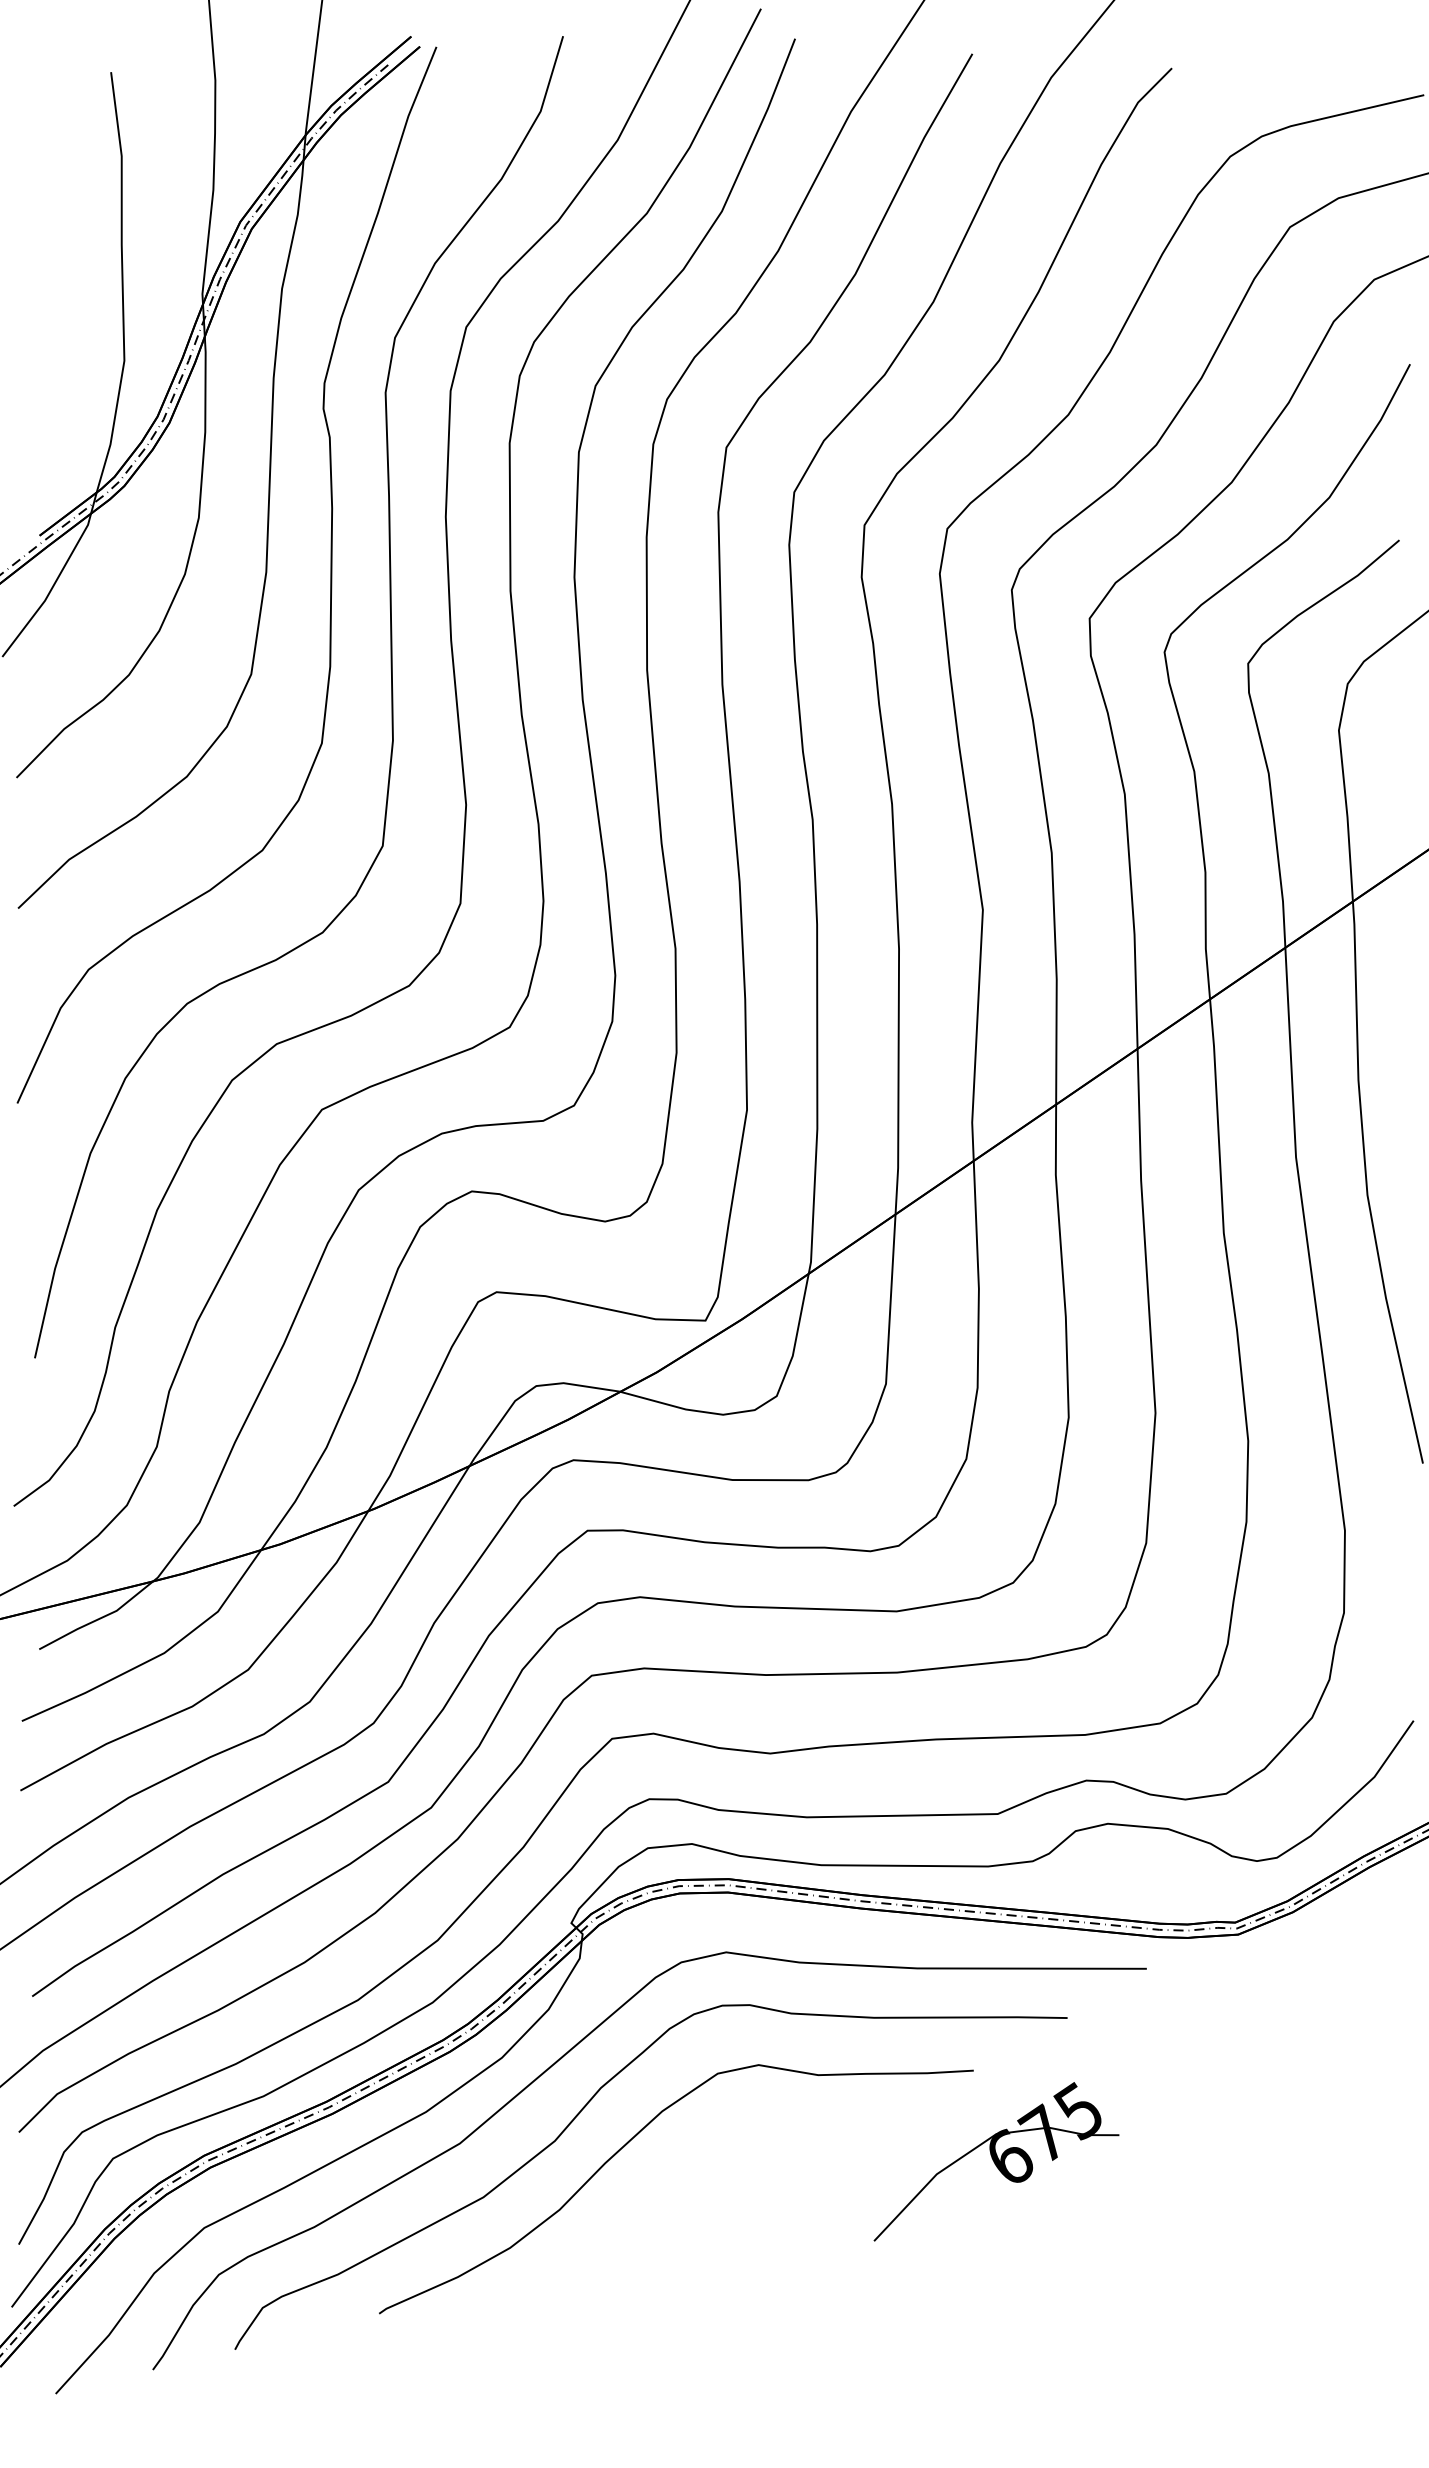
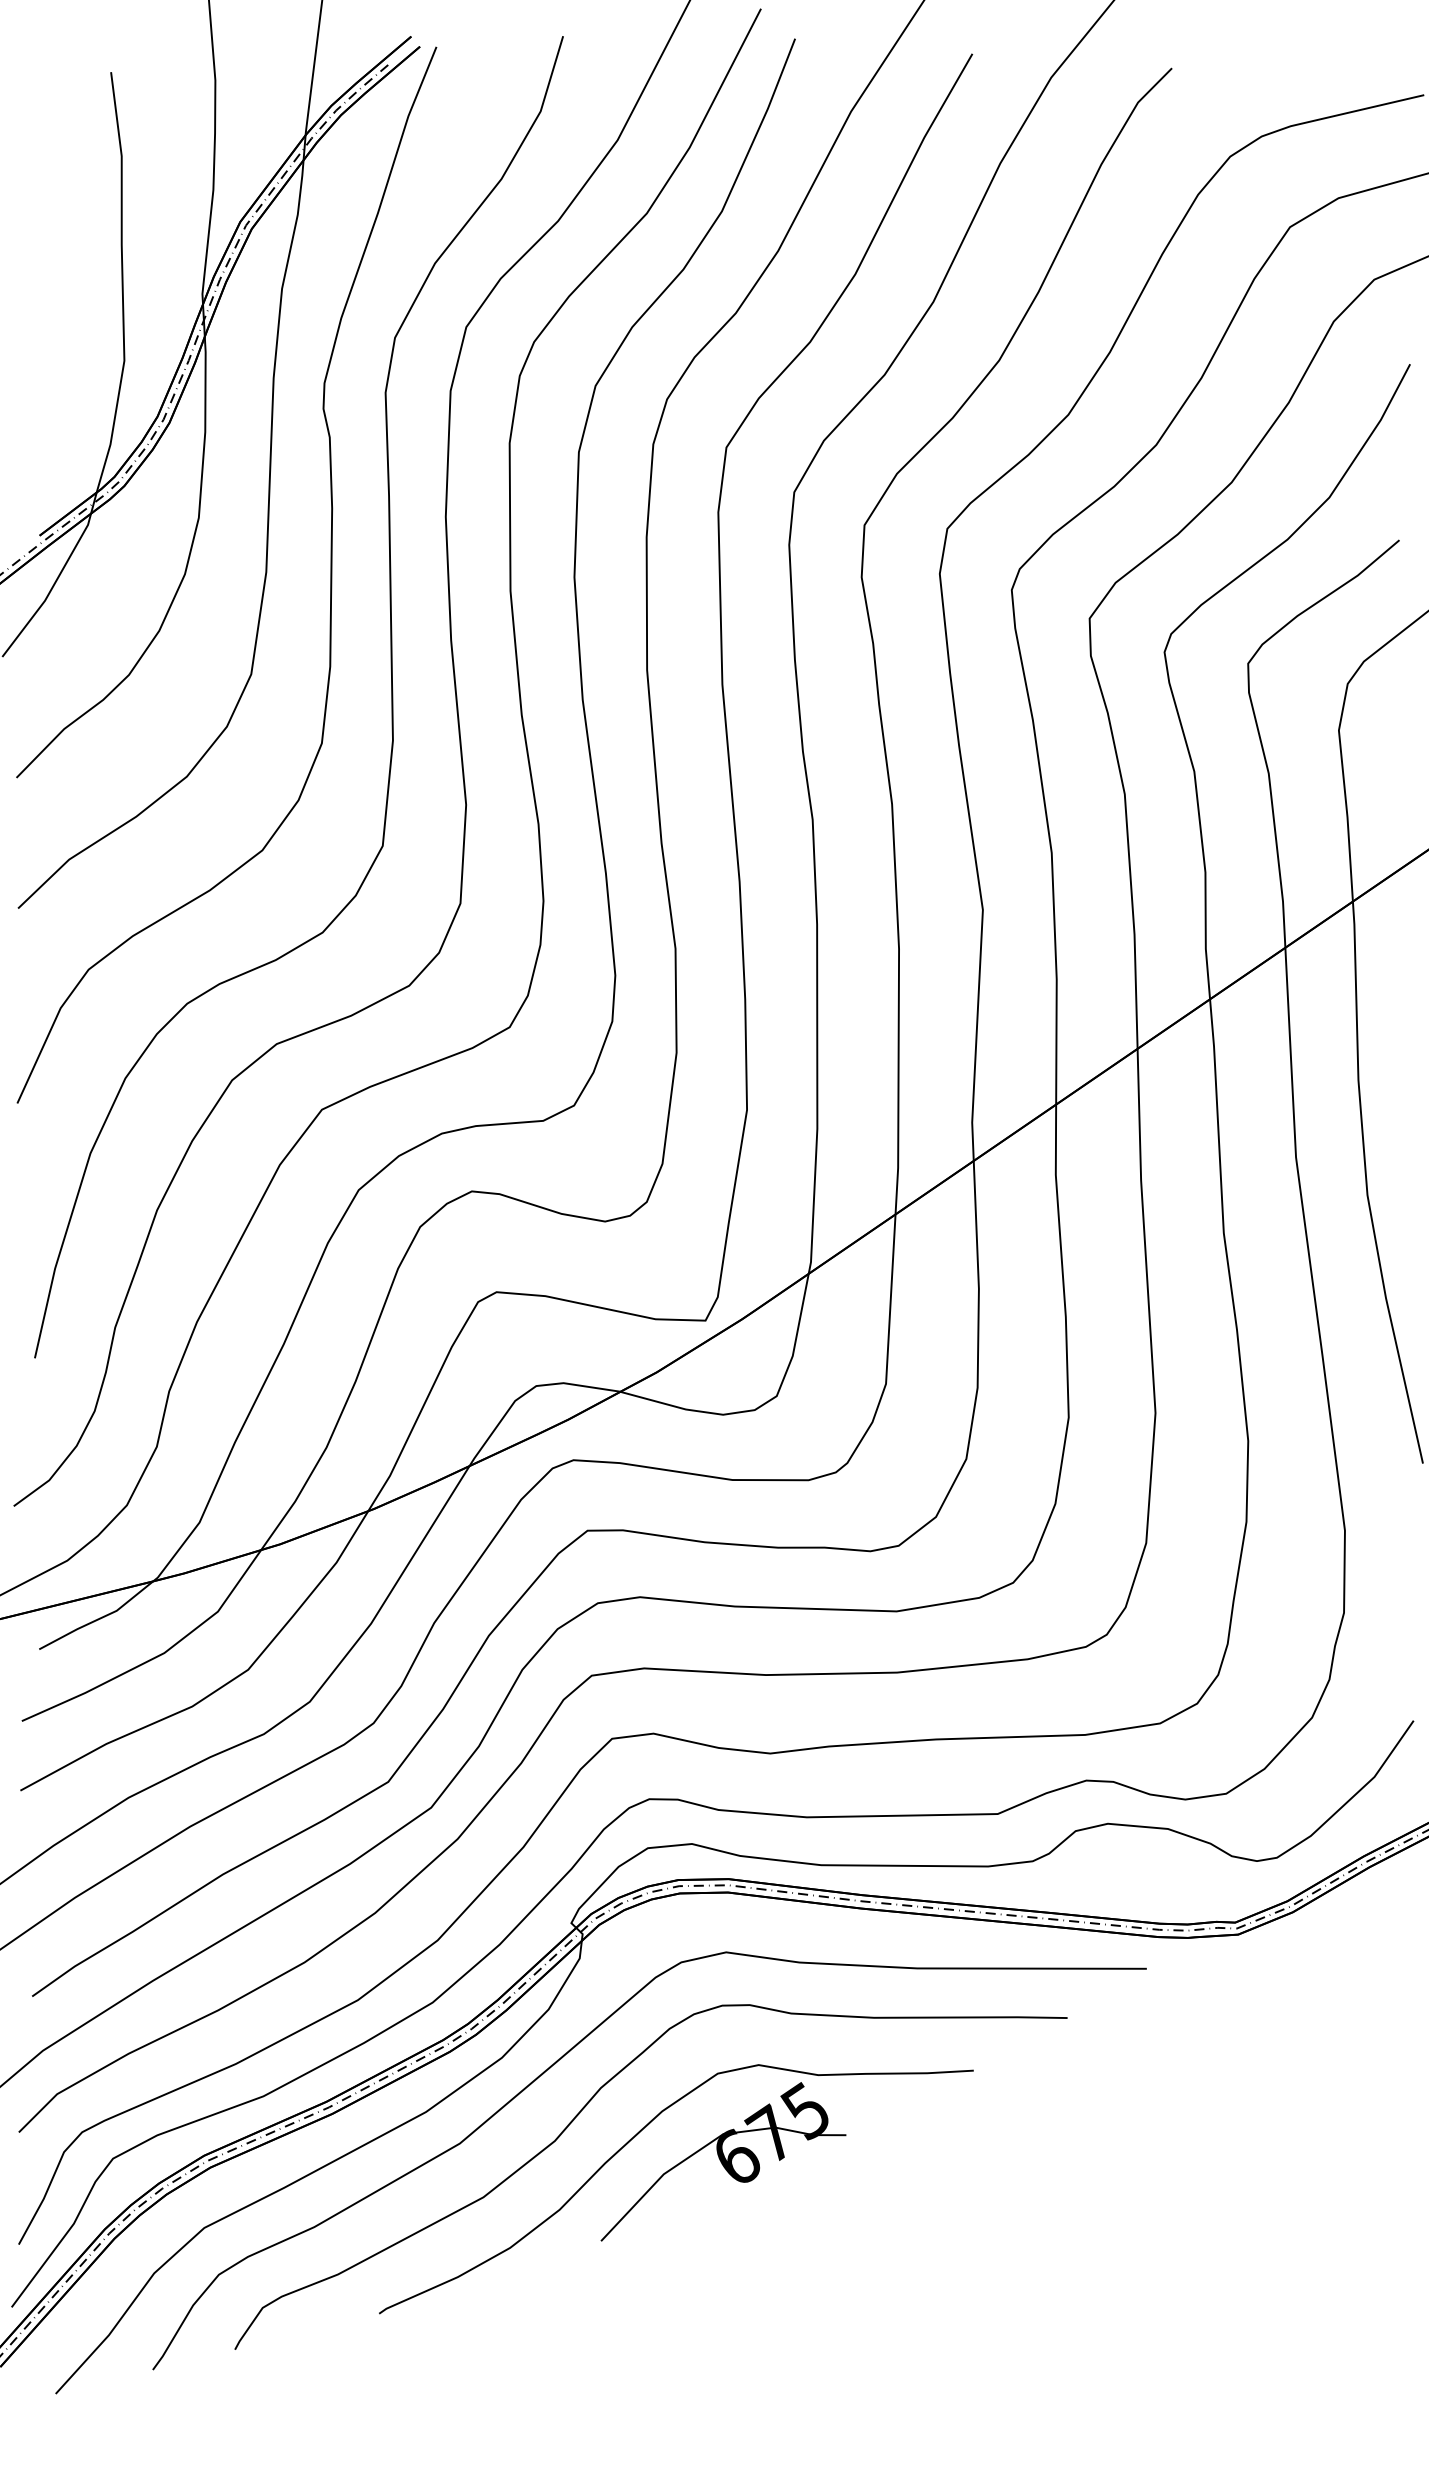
part position: (996, 2161) -> (723, 2161) (723, 2161)
